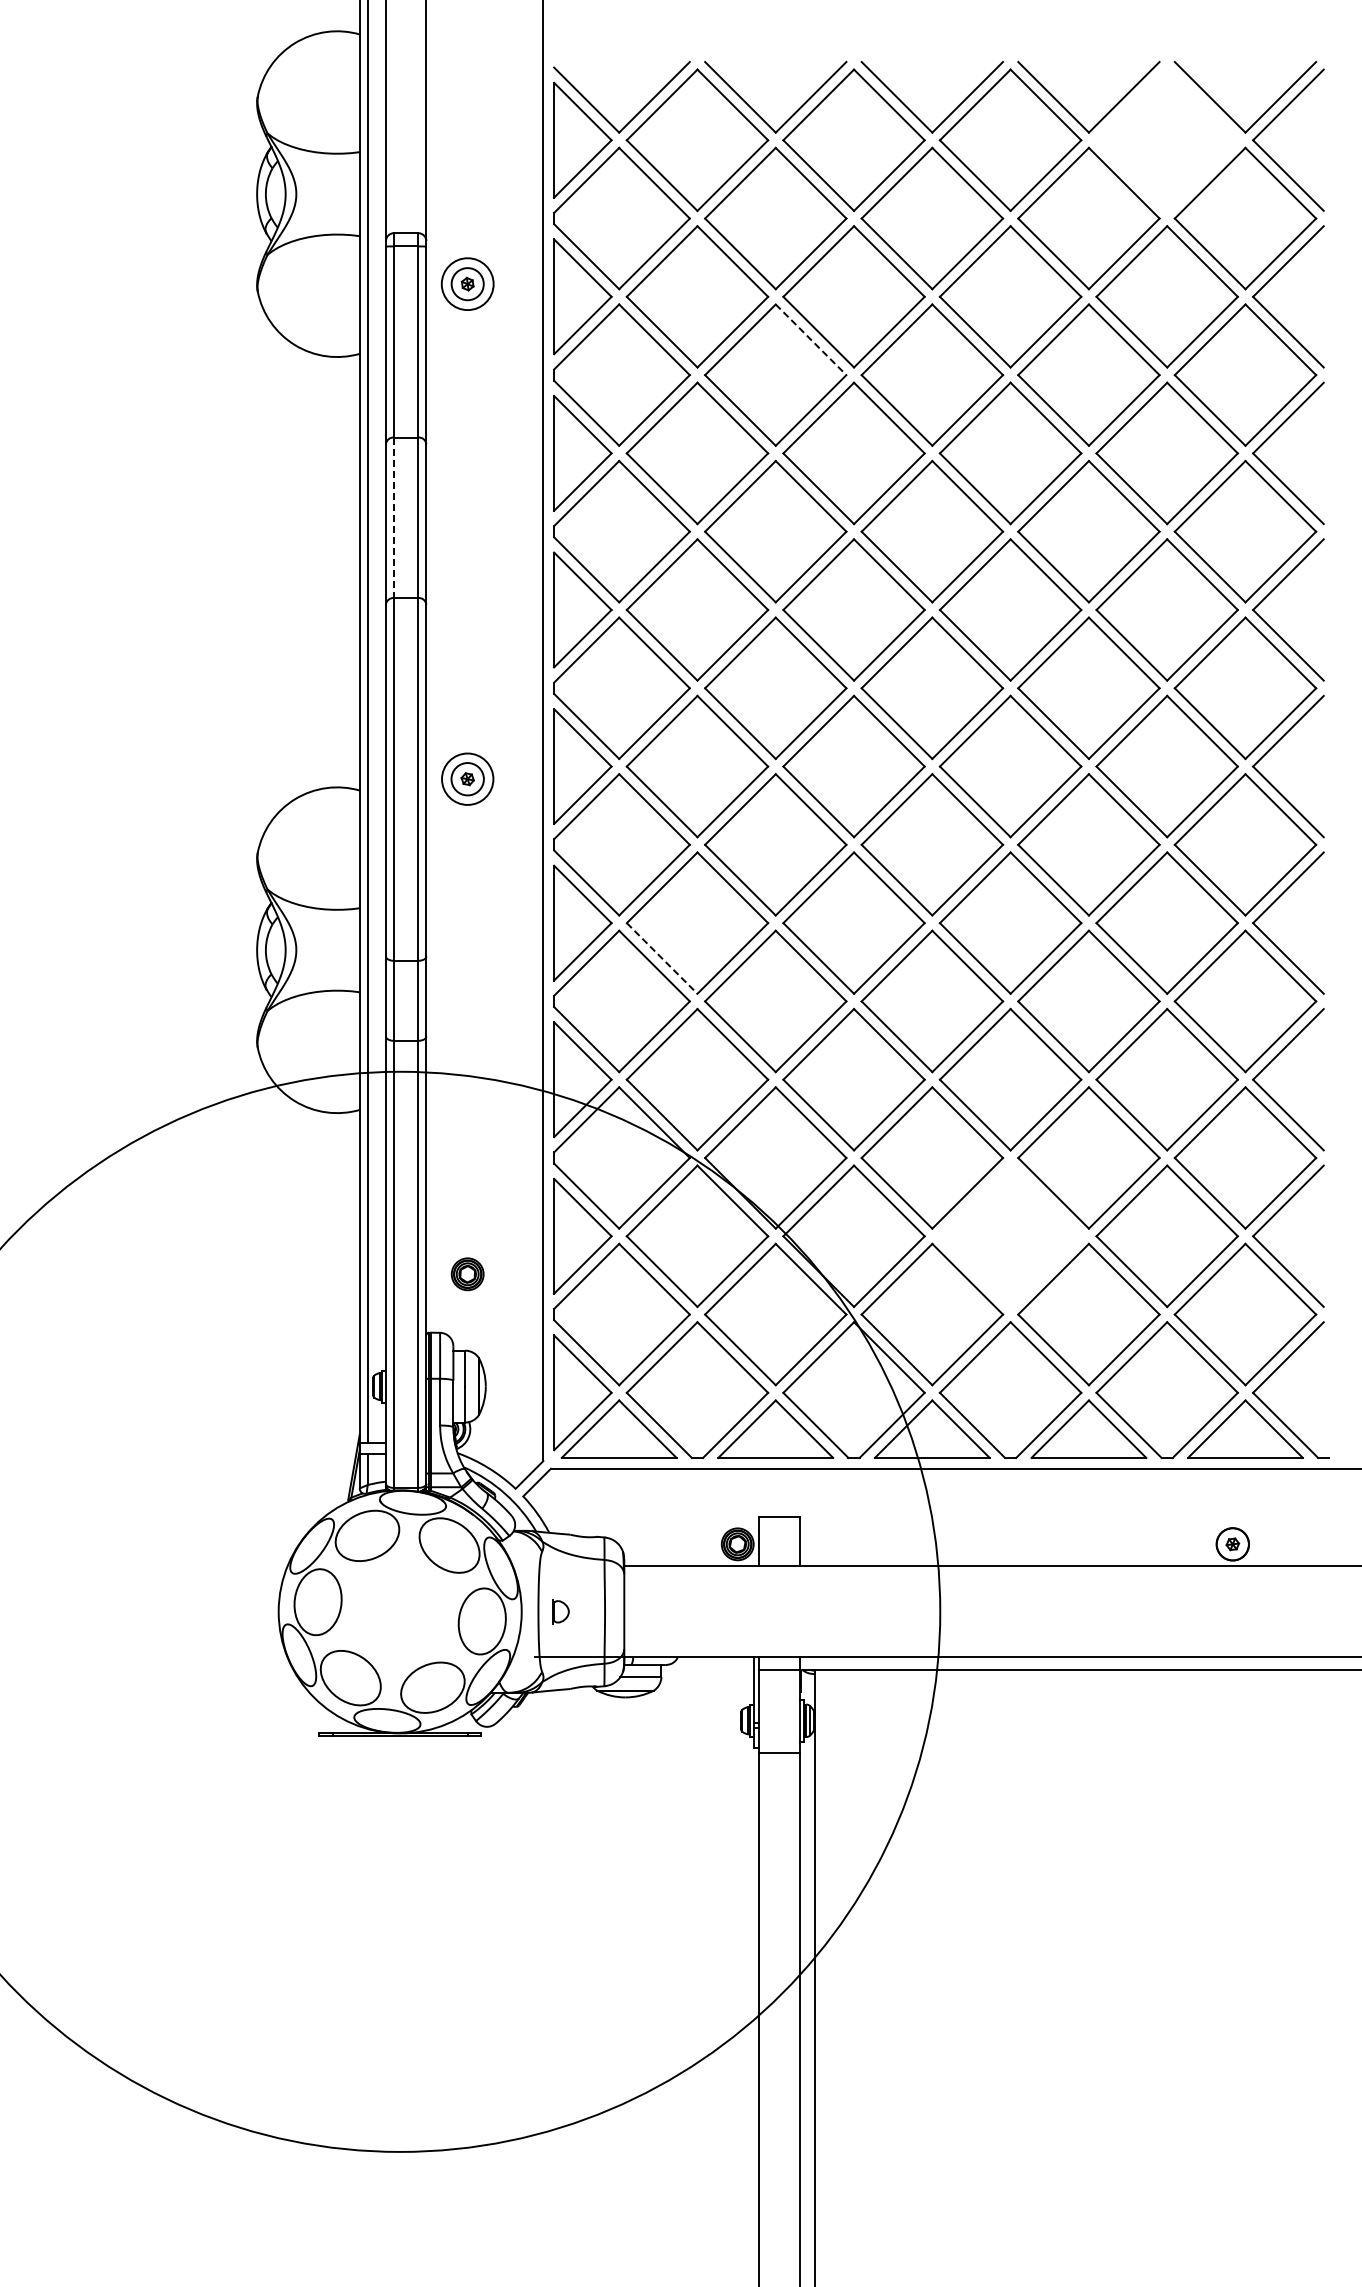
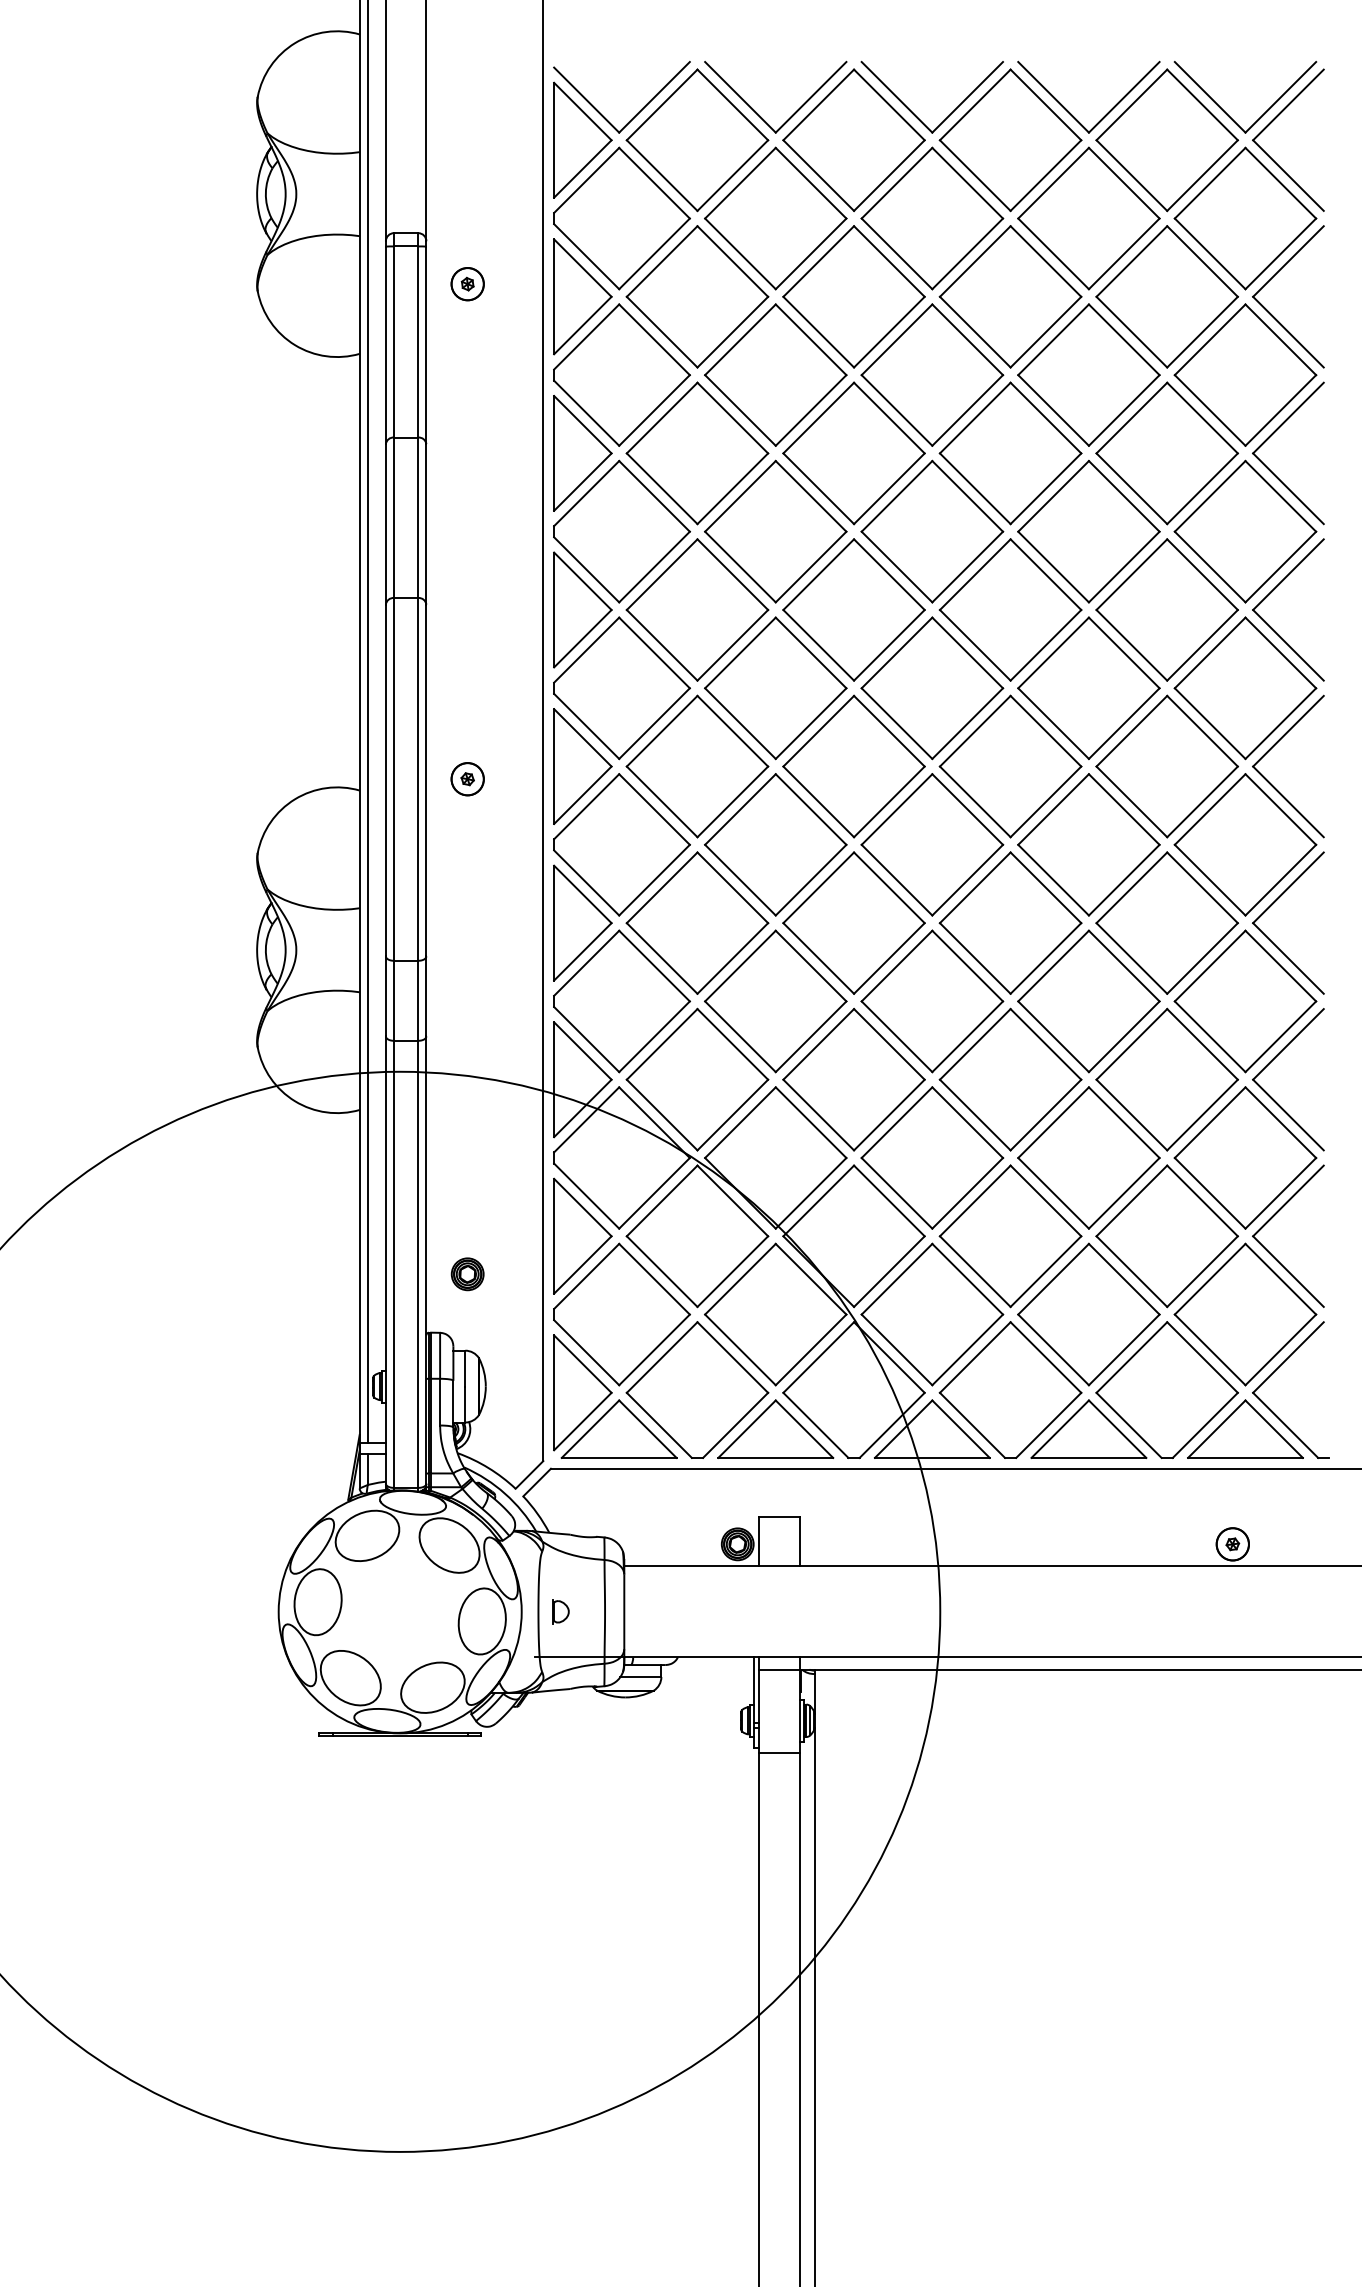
part: none -> present (1166, 140)
circle diameter: 52 px -> 32 px (467, 283)
line: dashed -> solid (811, 339)
line: dashed -> solid (394, 518)
circle diameter: 51 px -> 32 px (467, 779)
line: dashed -> solid (662, 958)
part: none -> present (1010, 1236)
